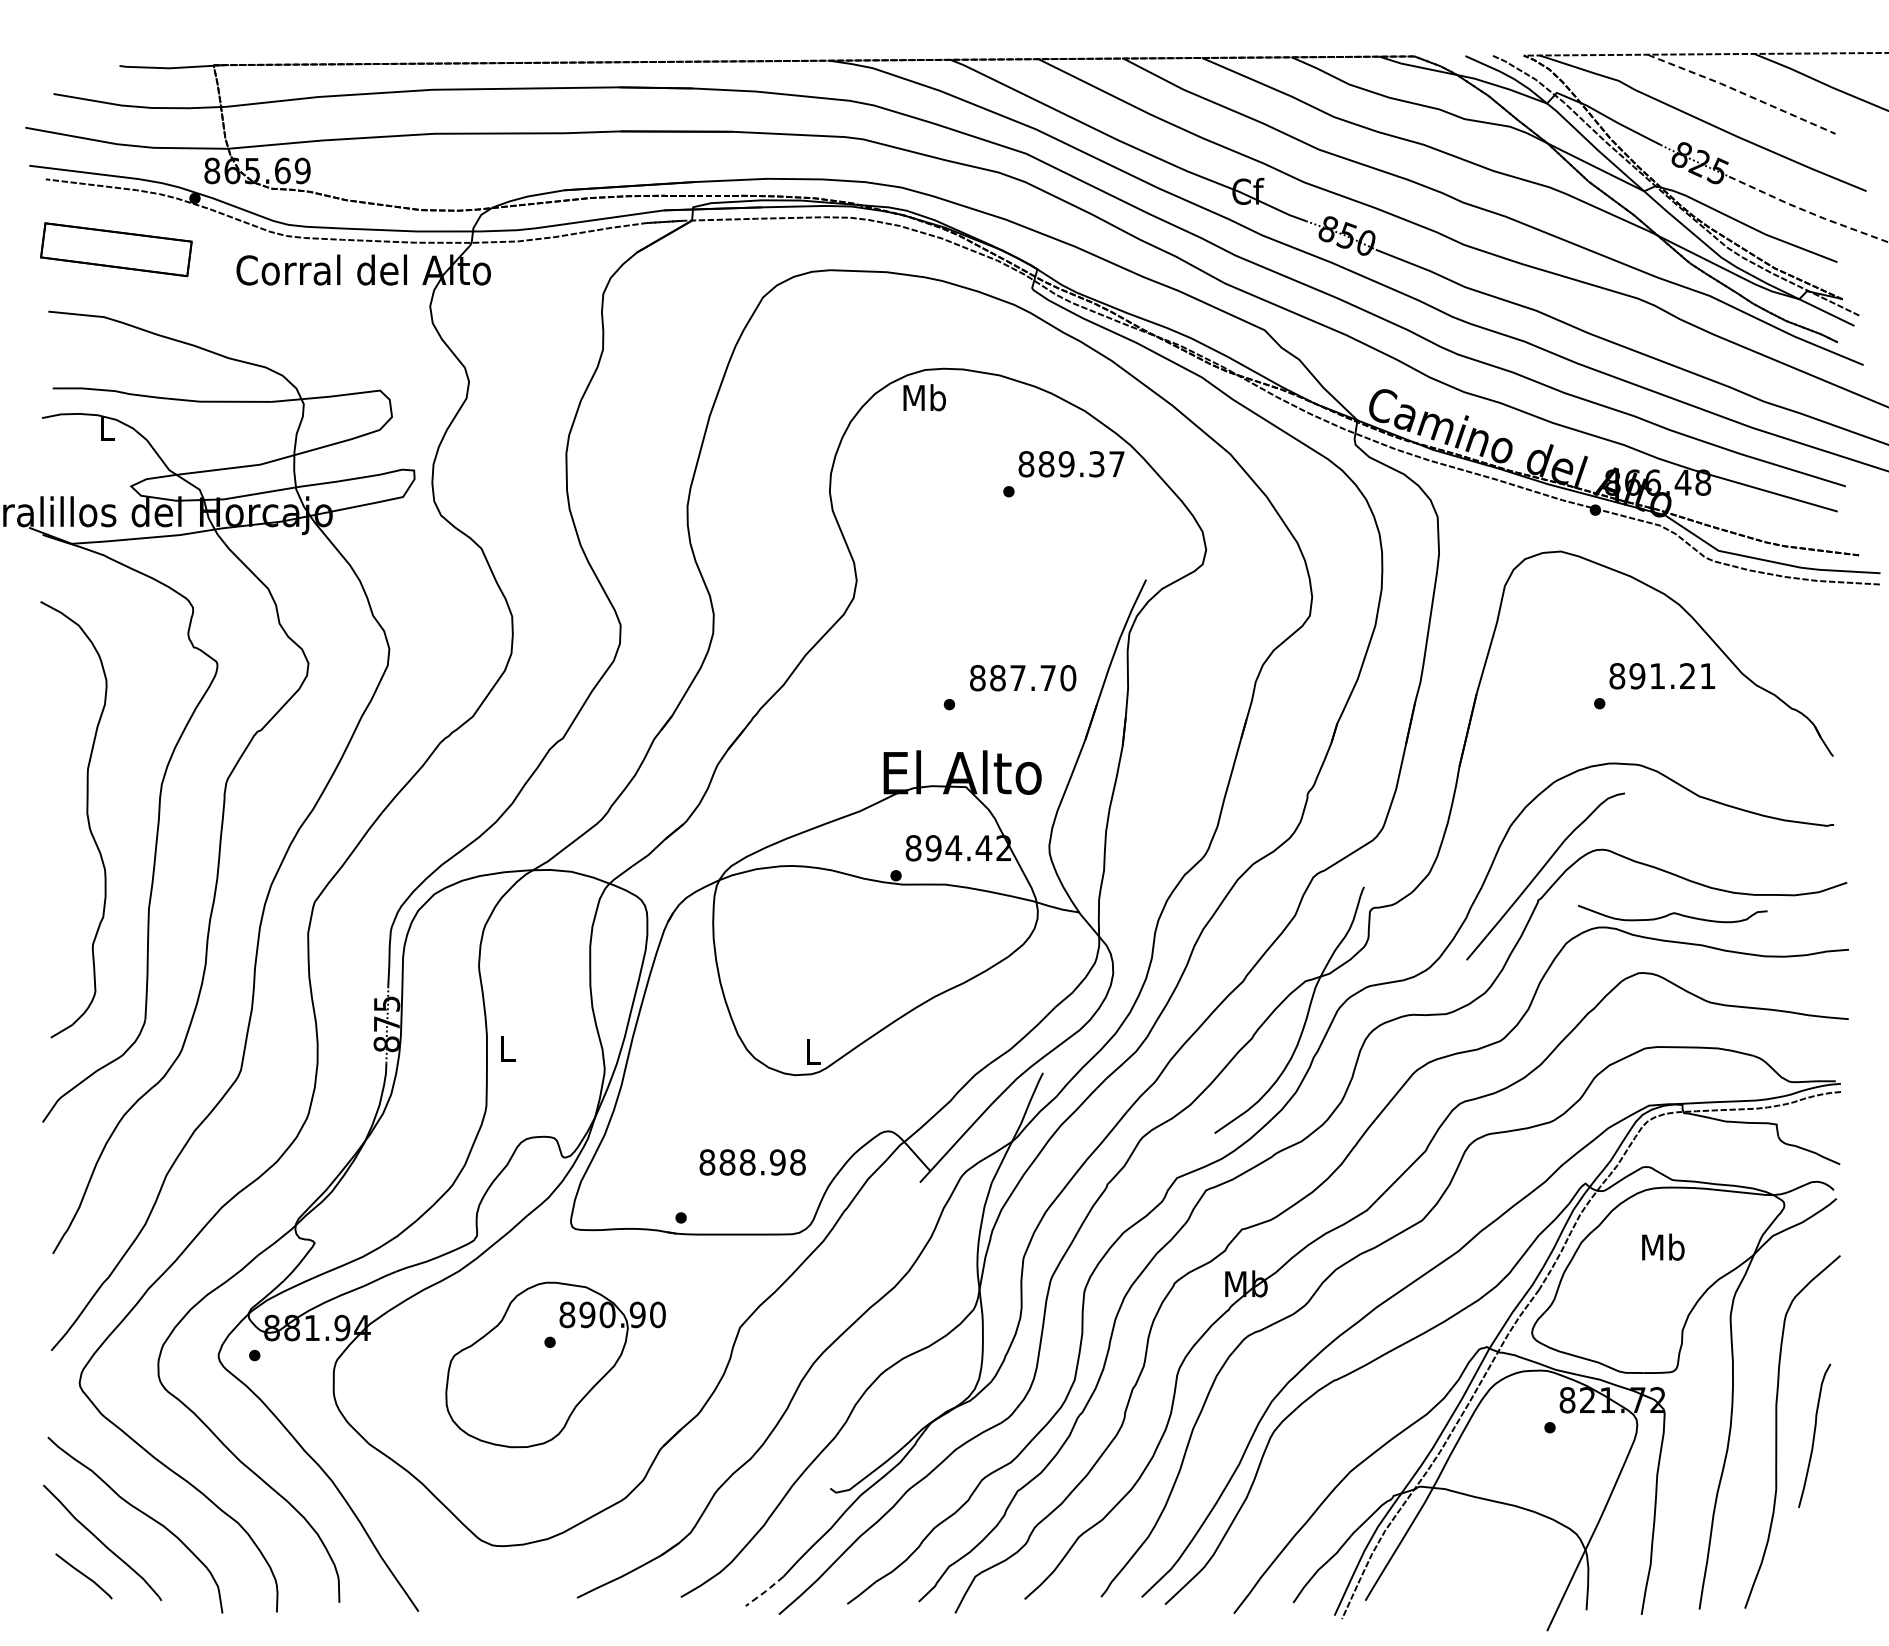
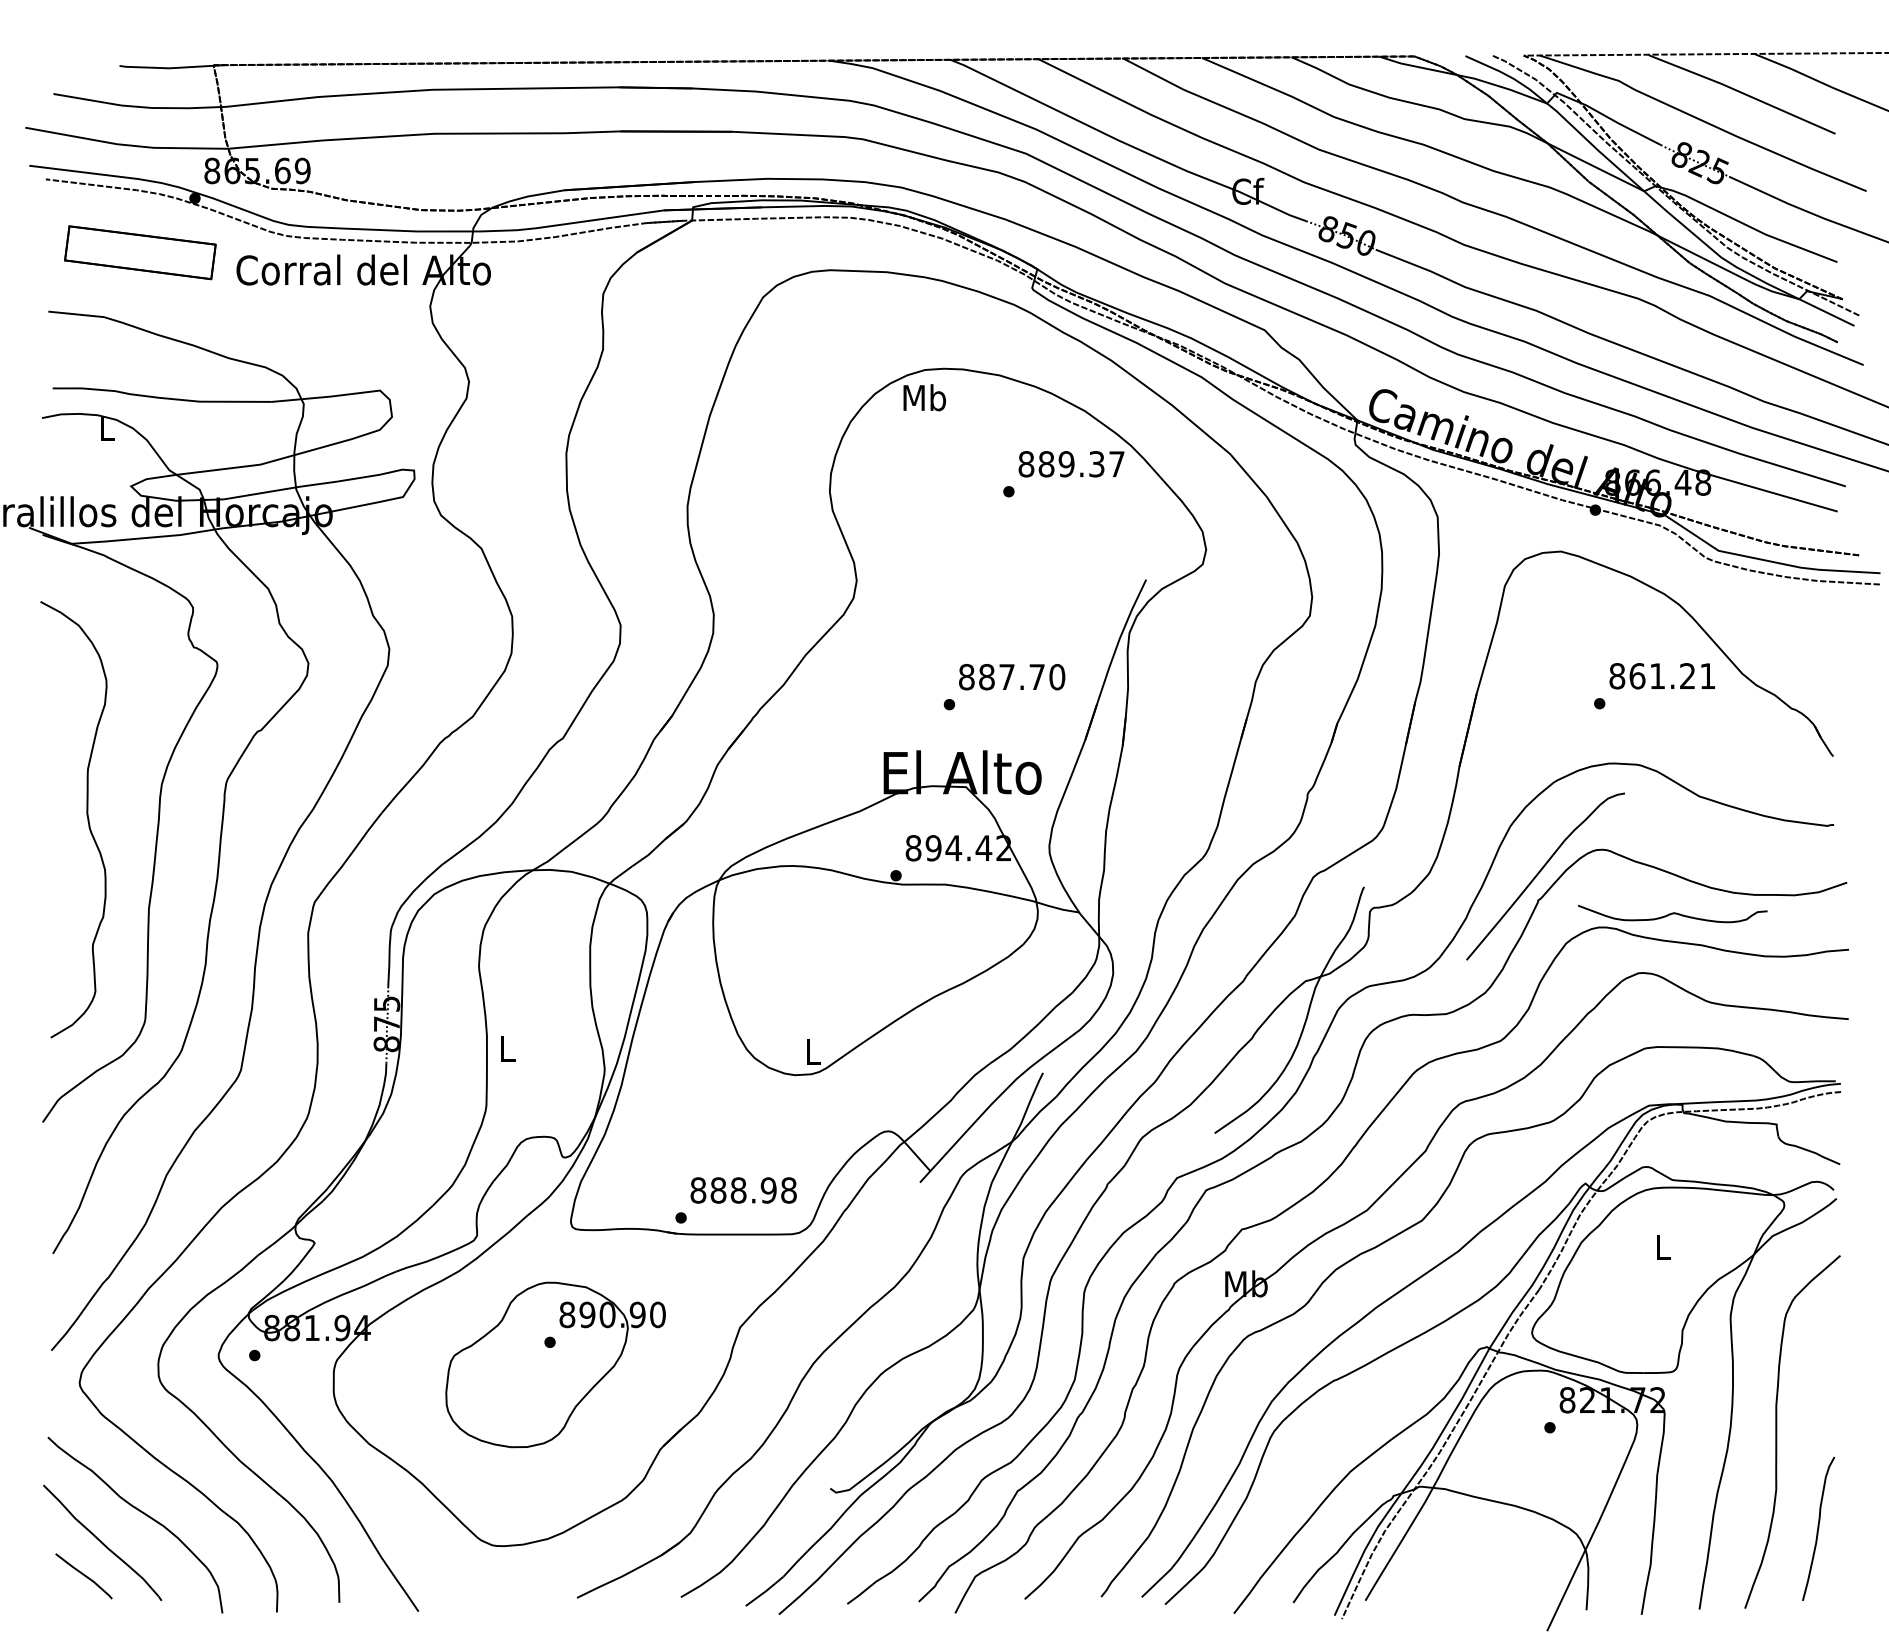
line: dashed -> solid (1741, 92)
line: dashed -> solid (1808, 211)
part position: (116, 249) -> (140, 252) (140, 252)
text: 891.21 -> 861.21 (1637, 676)
text position: (1023, 678) -> (1012, 677) (1012, 677)
text position: (752, 1162) -> (743, 1190) (743, 1190)
text: Mb -> L (1663, 1246)
curve position: (1814, 1435) -> (1818, 1528) (1818, 1528)
line: dashed -> solid (765, 1591)
